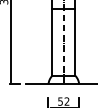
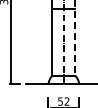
line: solid -> dashed (75, 38)
